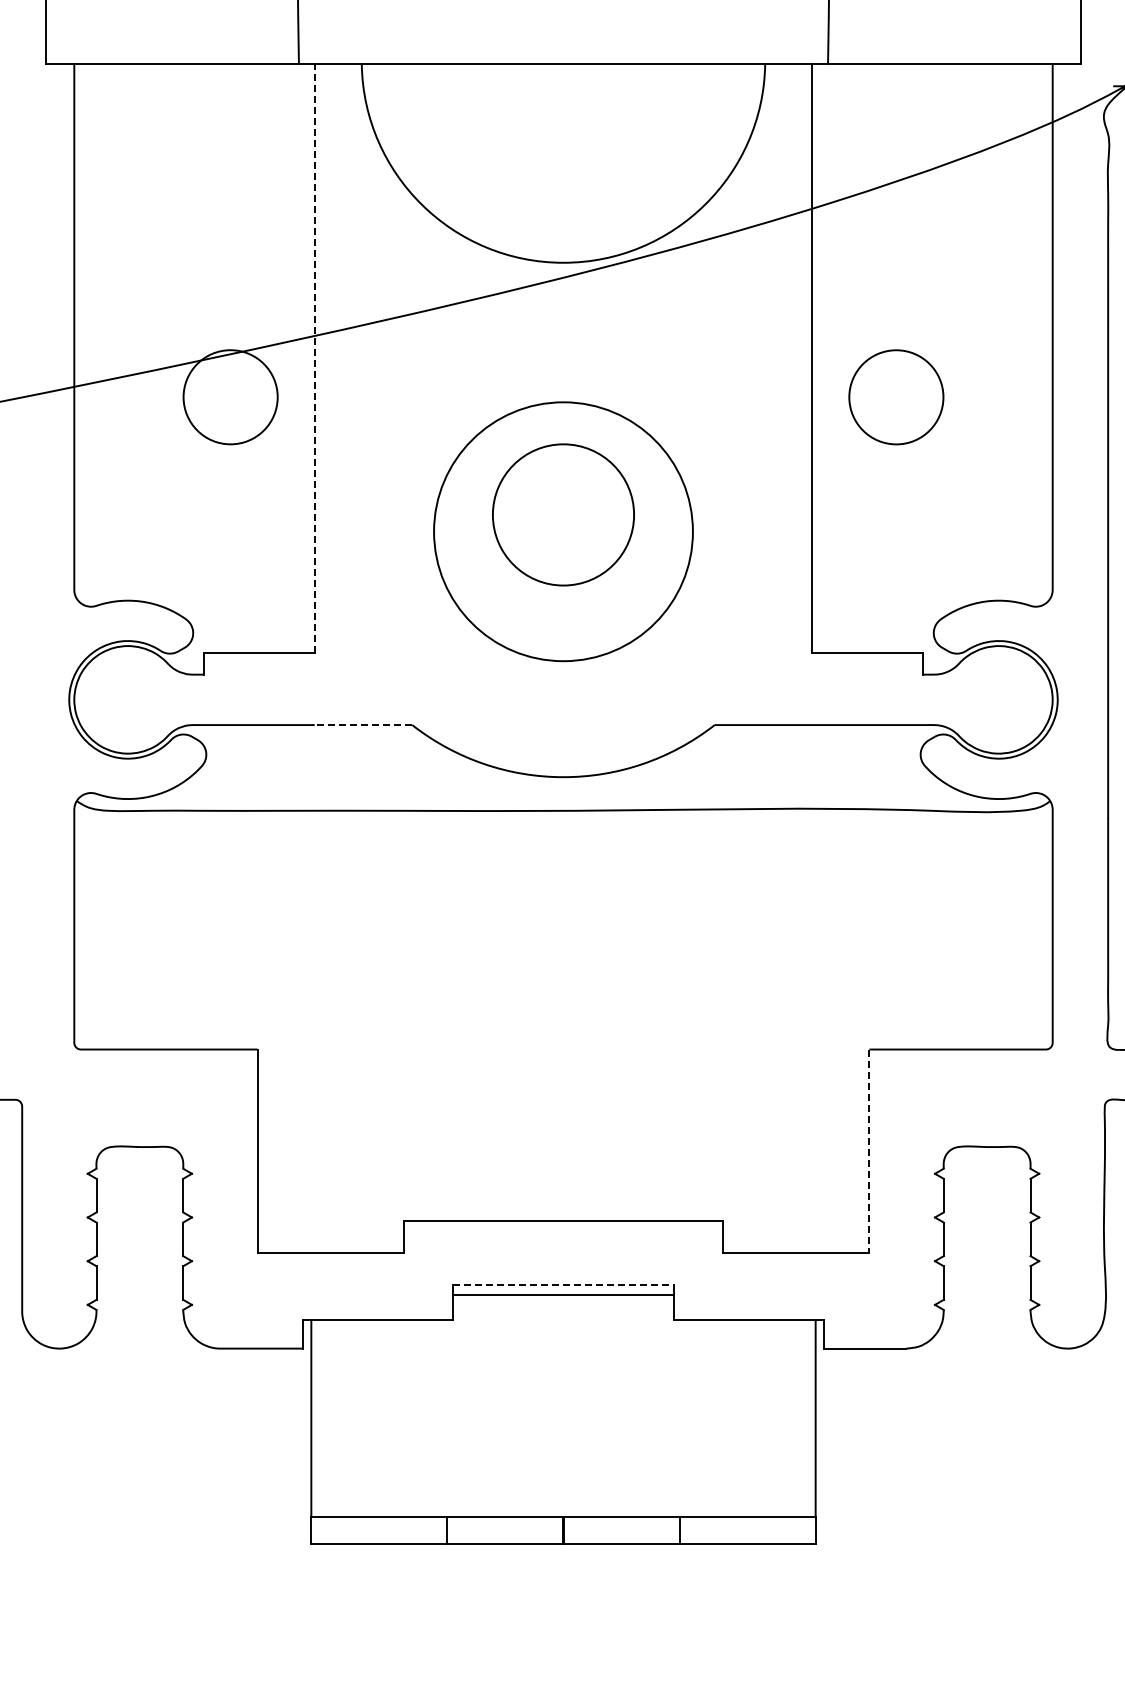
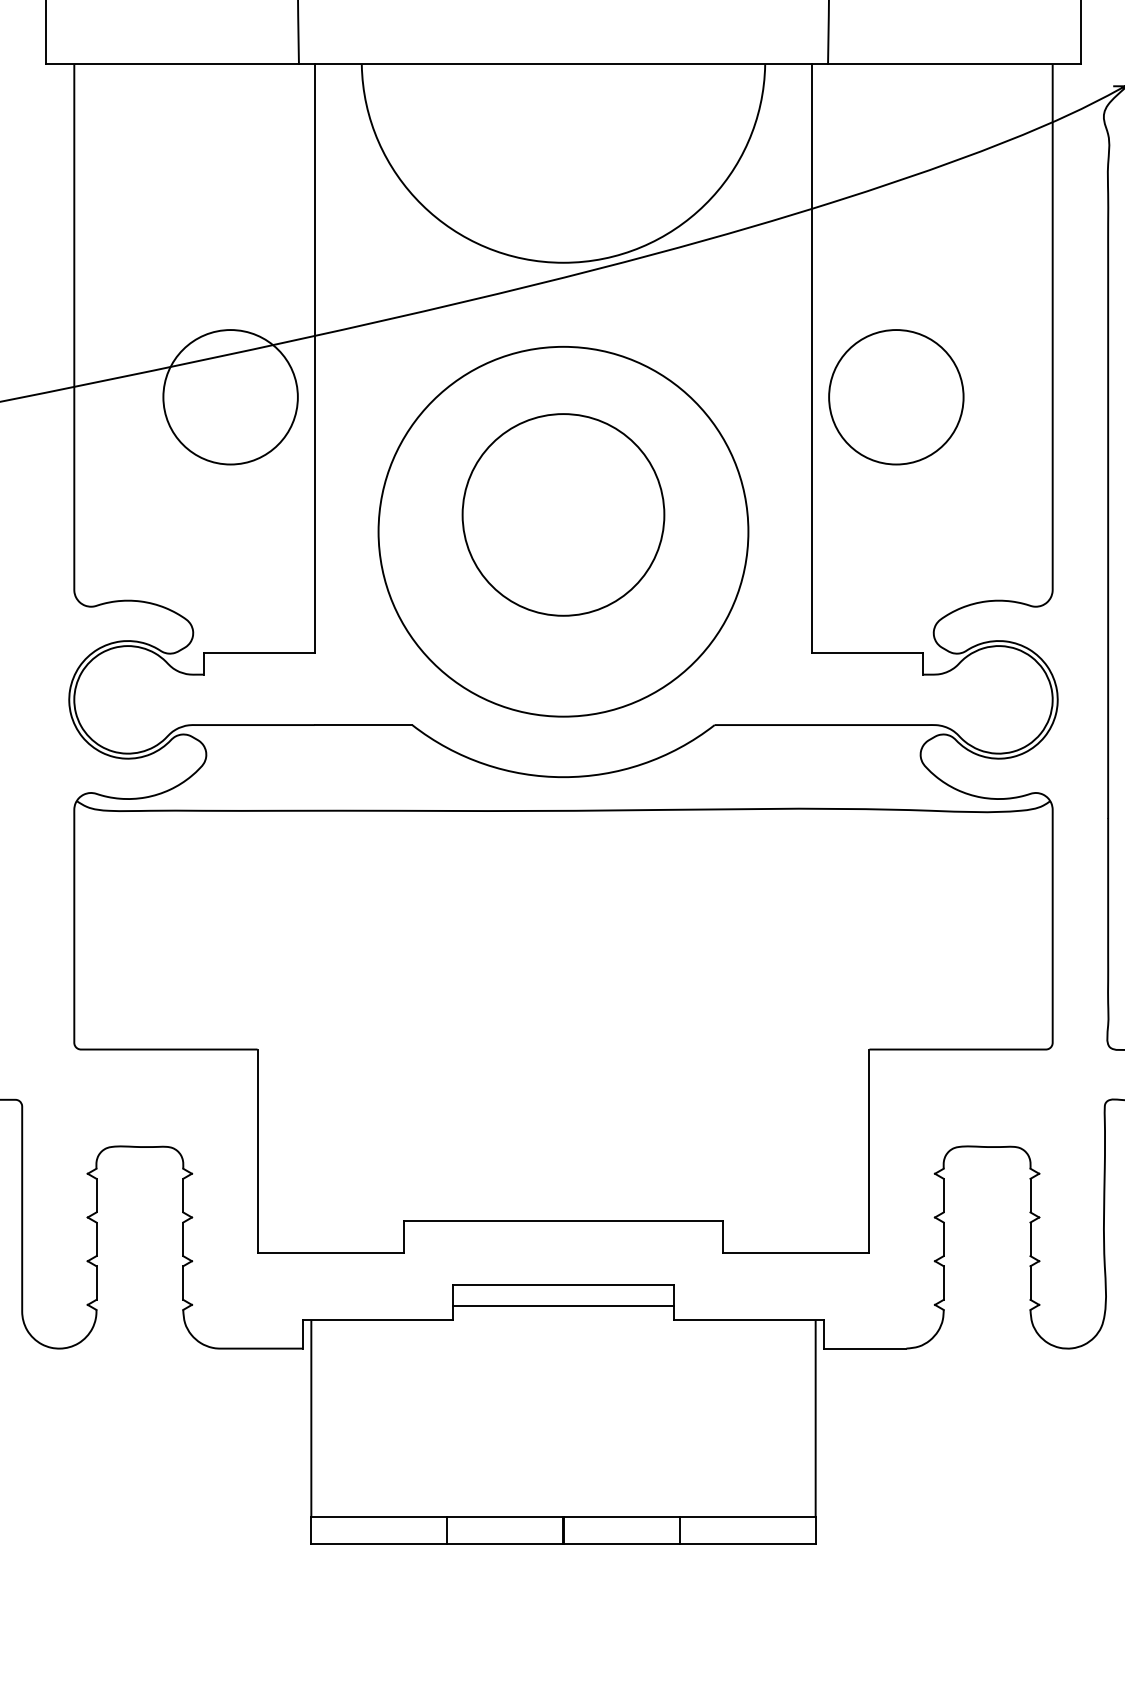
line: dashed -> solid (314, 358)
circle diameter: 94 px -> 134 px (230, 397)
circle size: 97x97 px -> 137x137 px (896, 397)
circle diameter: 141 px -> 202 px (563, 514)
circle diameter: 259 px -> 370 px (563, 531)
line: dashed -> solid (363, 725)
line: dashed -> solid (869, 1151)
line: dashed -> solid (563, 1284)
line position: (563, 1295) -> (563, 1306) (563, 1306)
